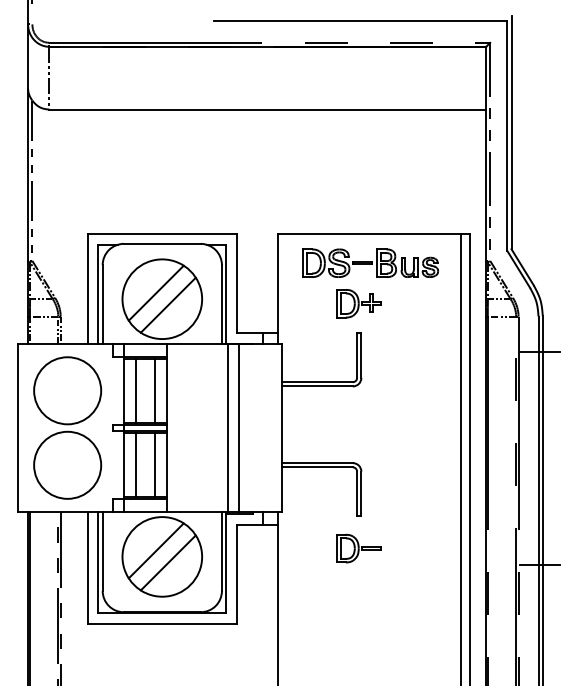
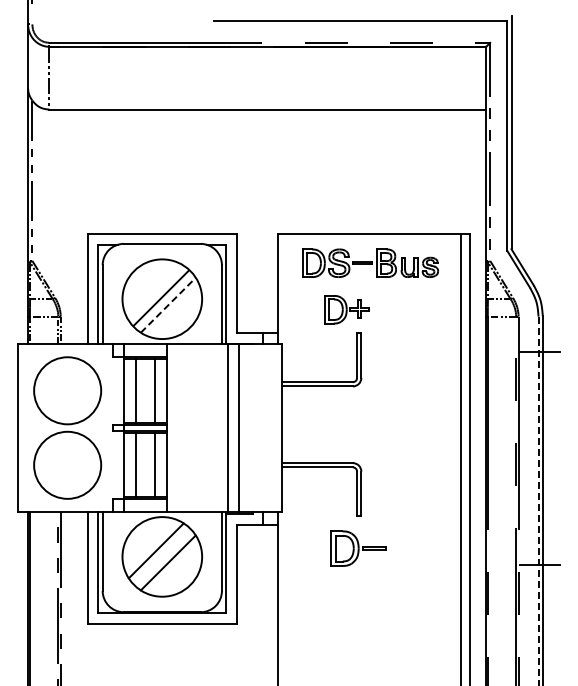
line position: (155, 292) -> (160, 297) (160, 297)
part position: (358, 303) -> (346, 309) (346, 309)
line: solid -> dashed (168, 305)
line: solid -> dashed (538, 501)
part size: 46x31 px -> 57x37 px (358, 548)
